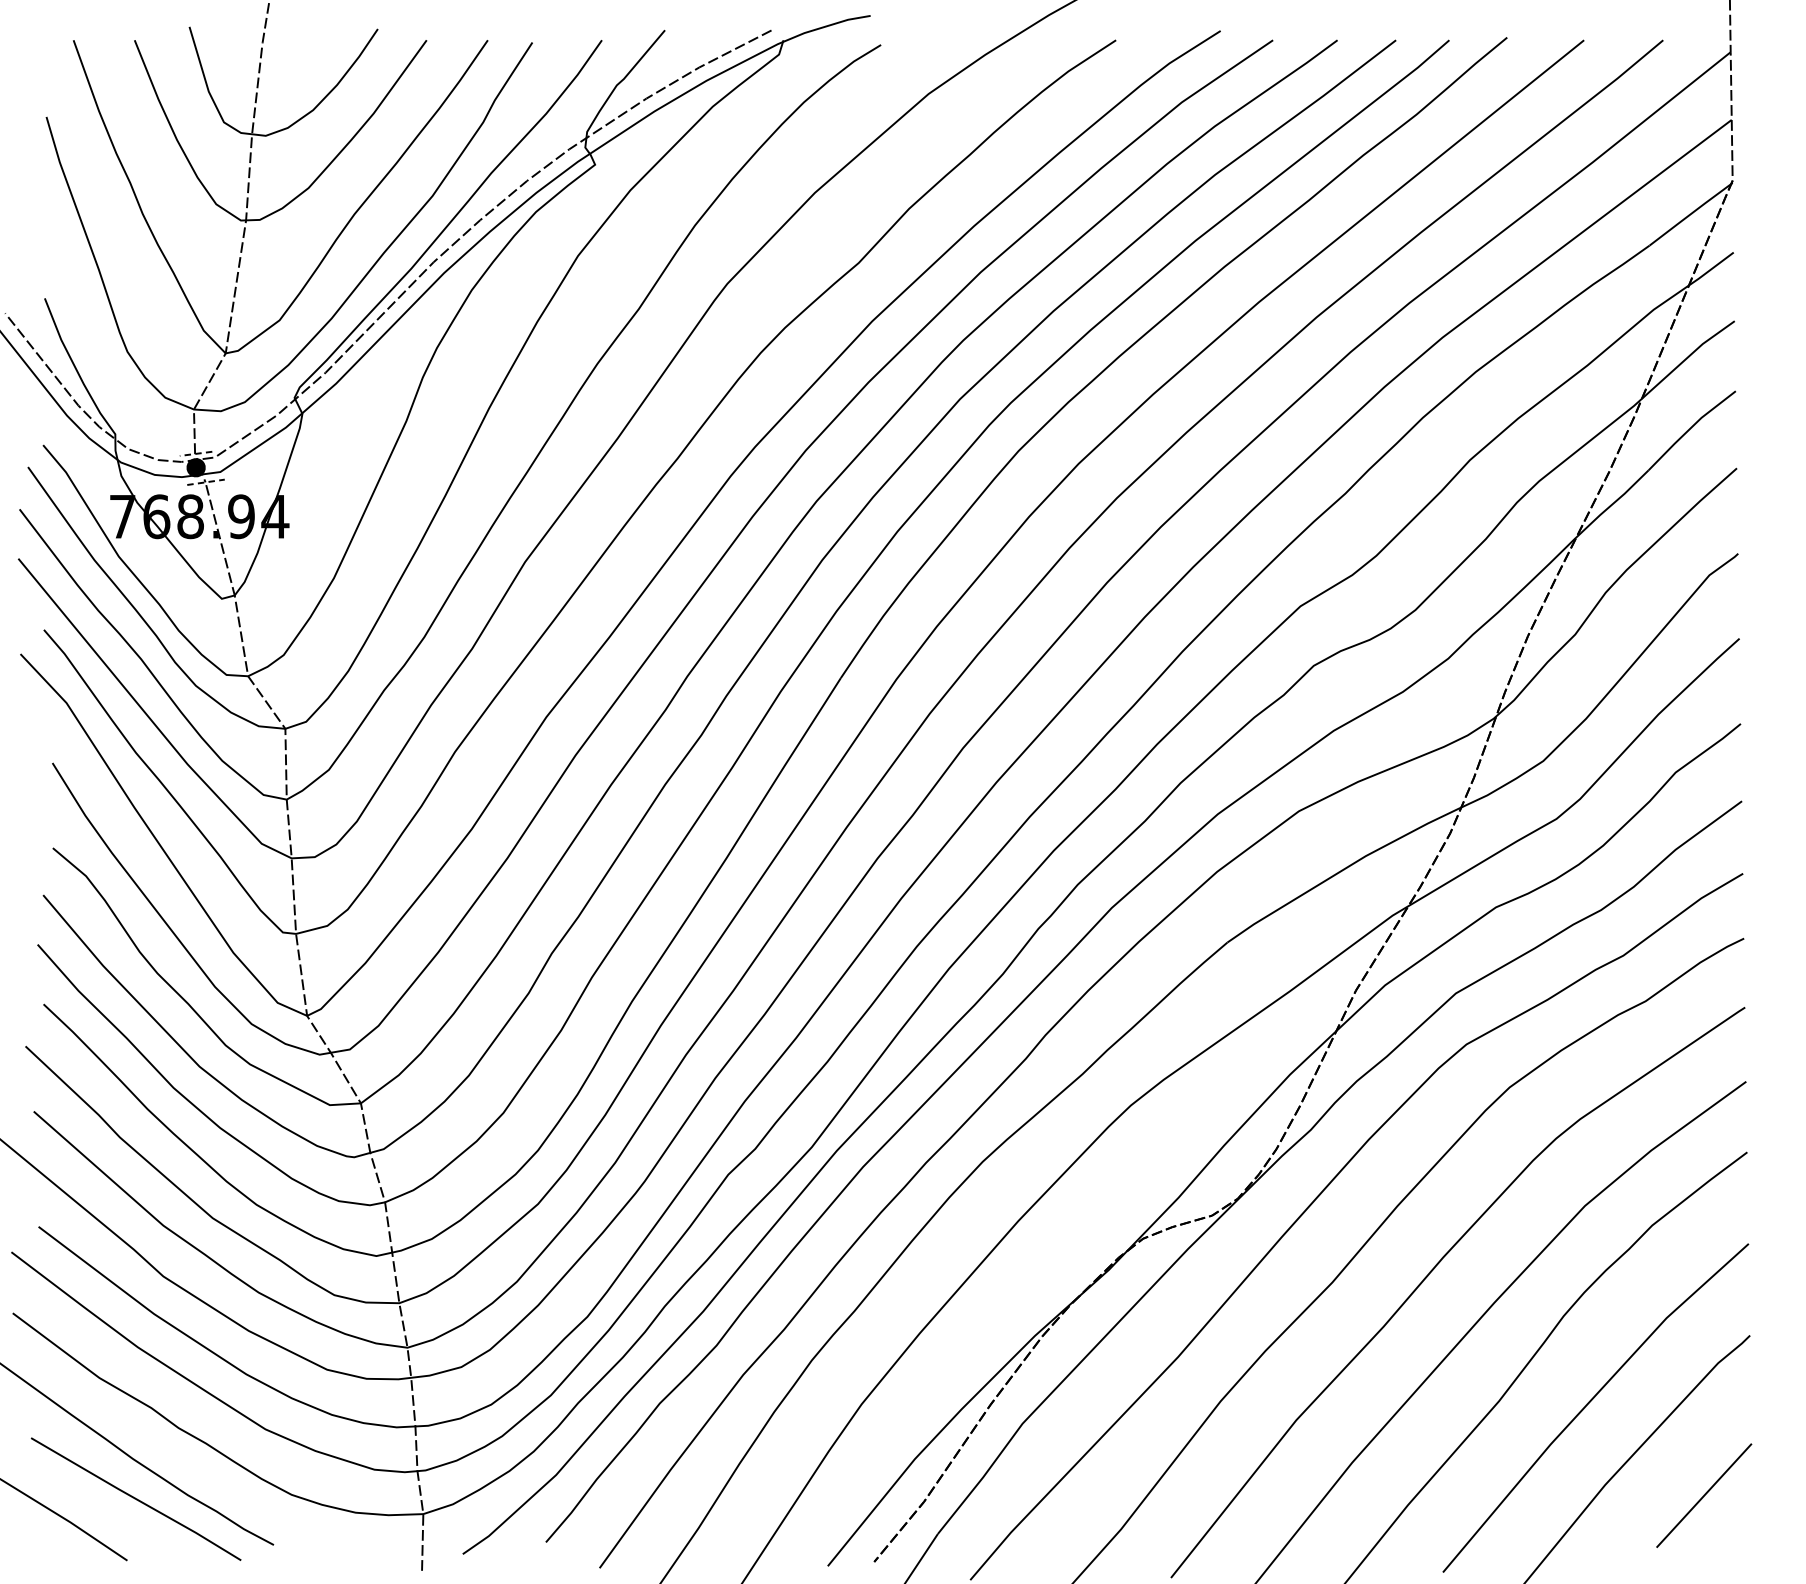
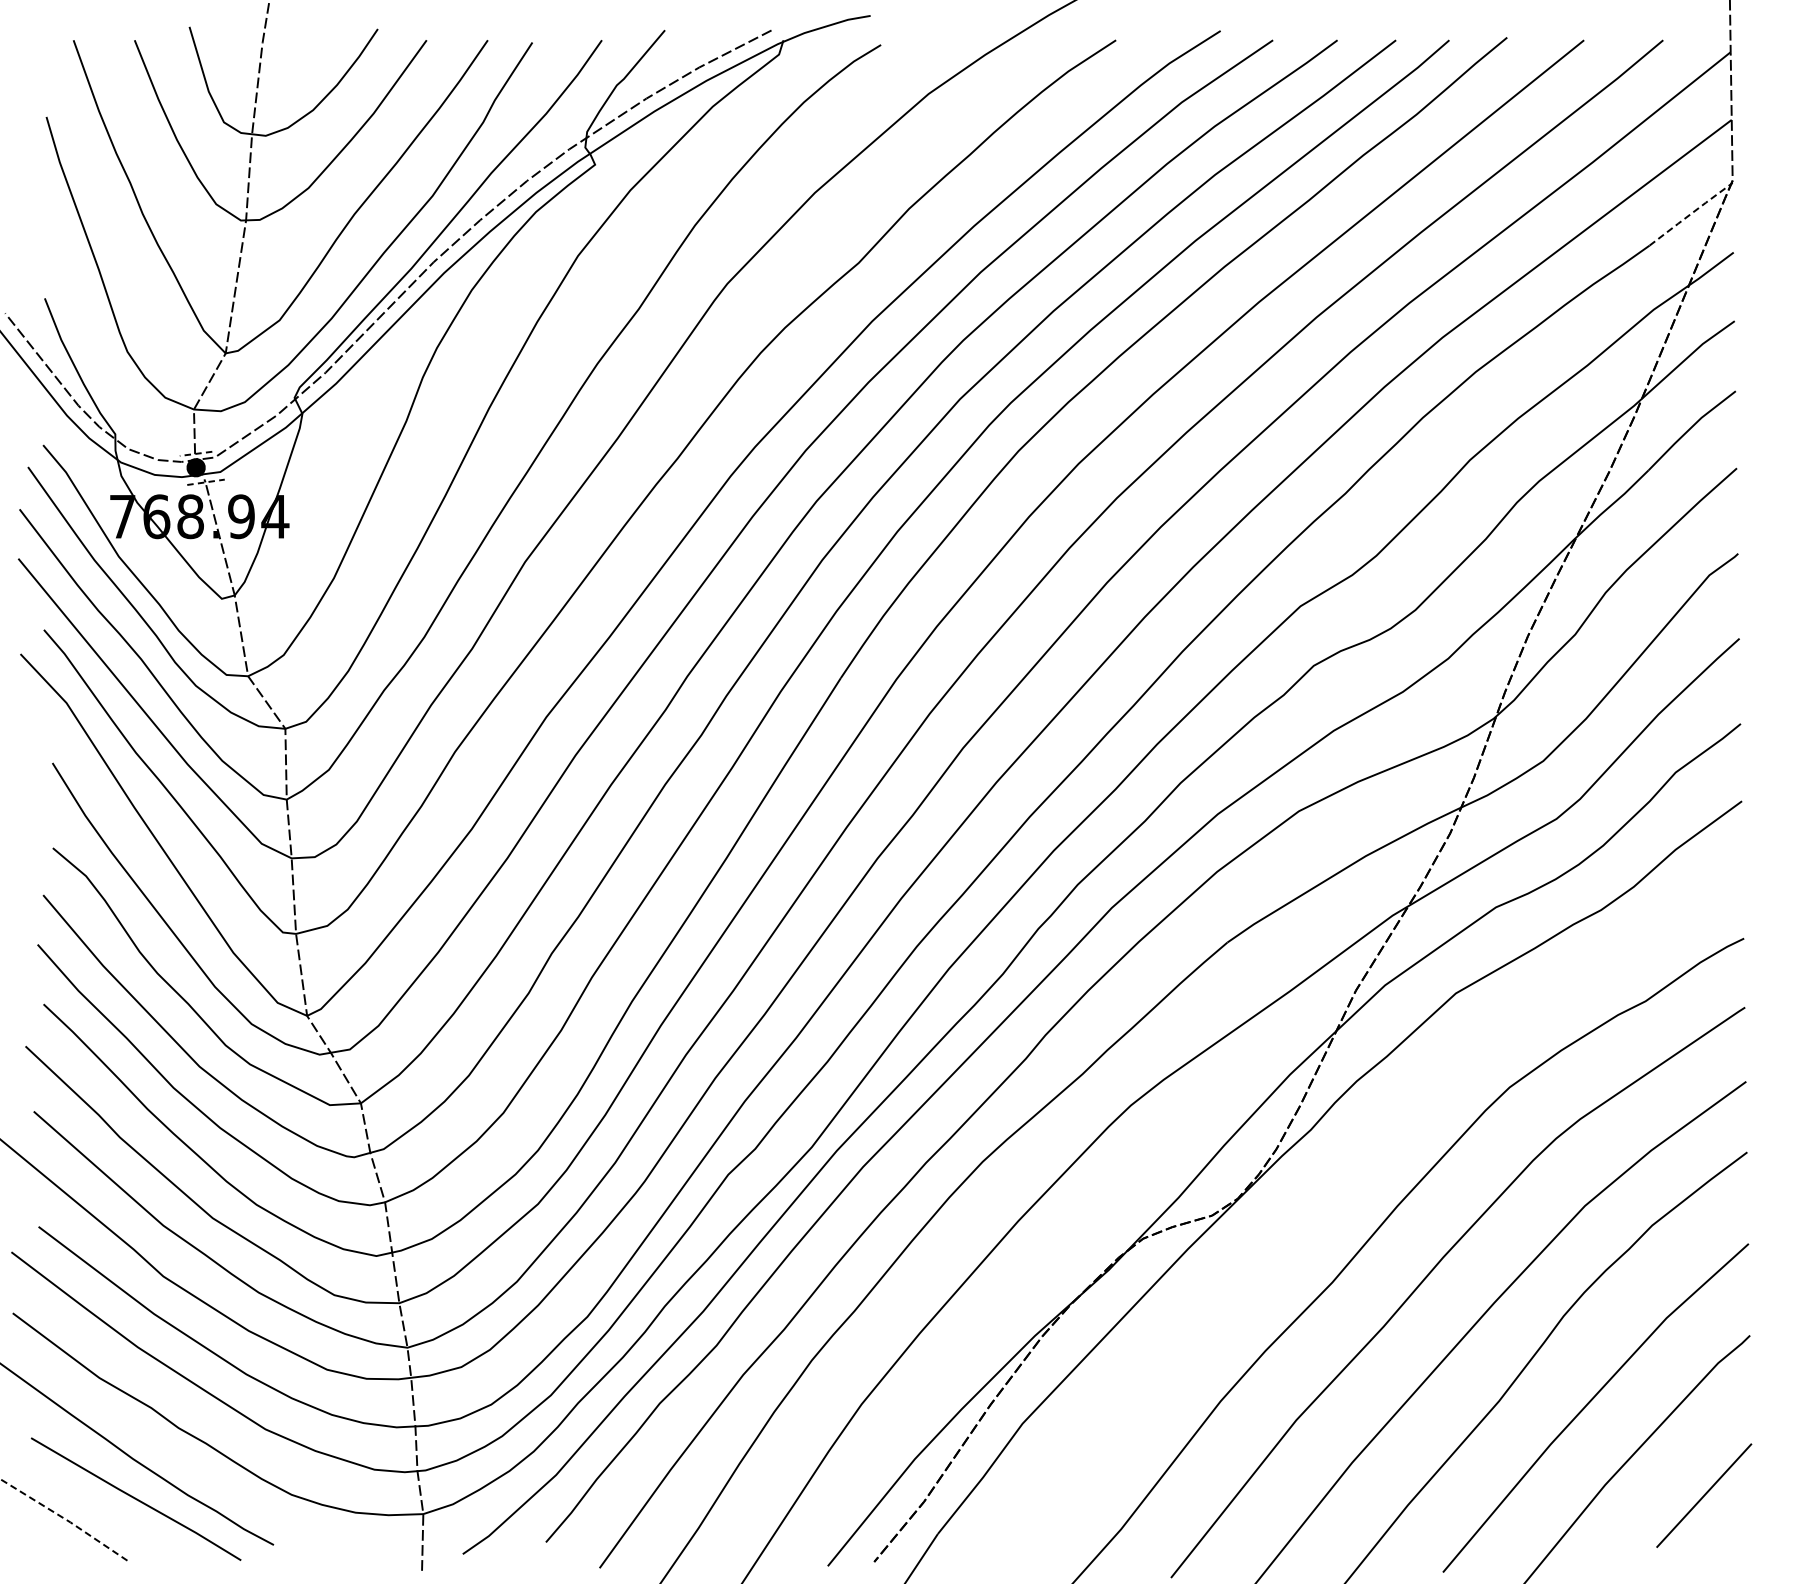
line: solid -> dashed (1690, 214)
curve: present -> none (1322, 1193)
line: solid -> dashed (64, 1518)
